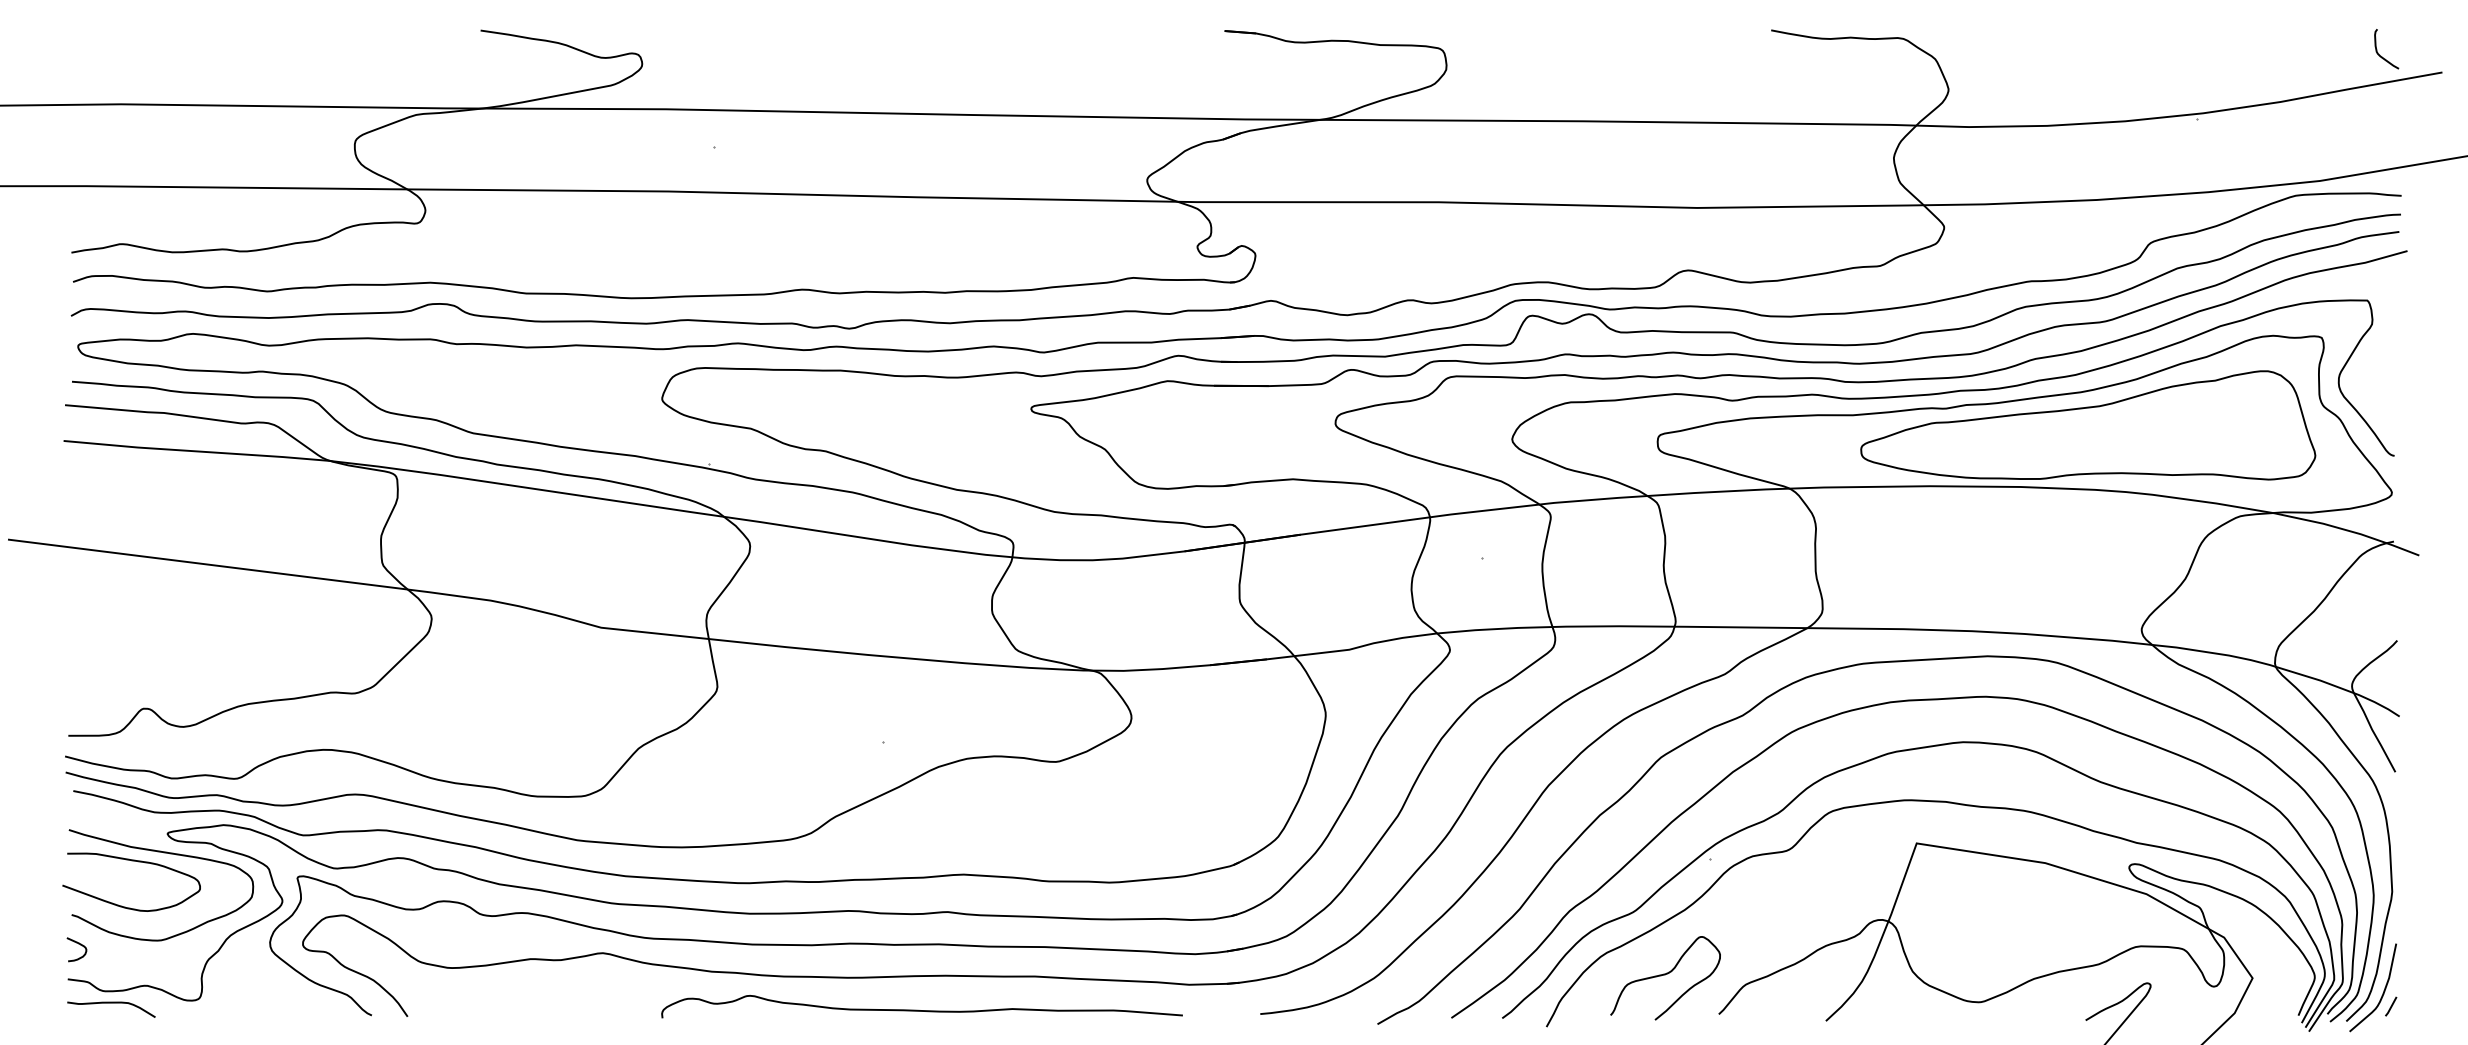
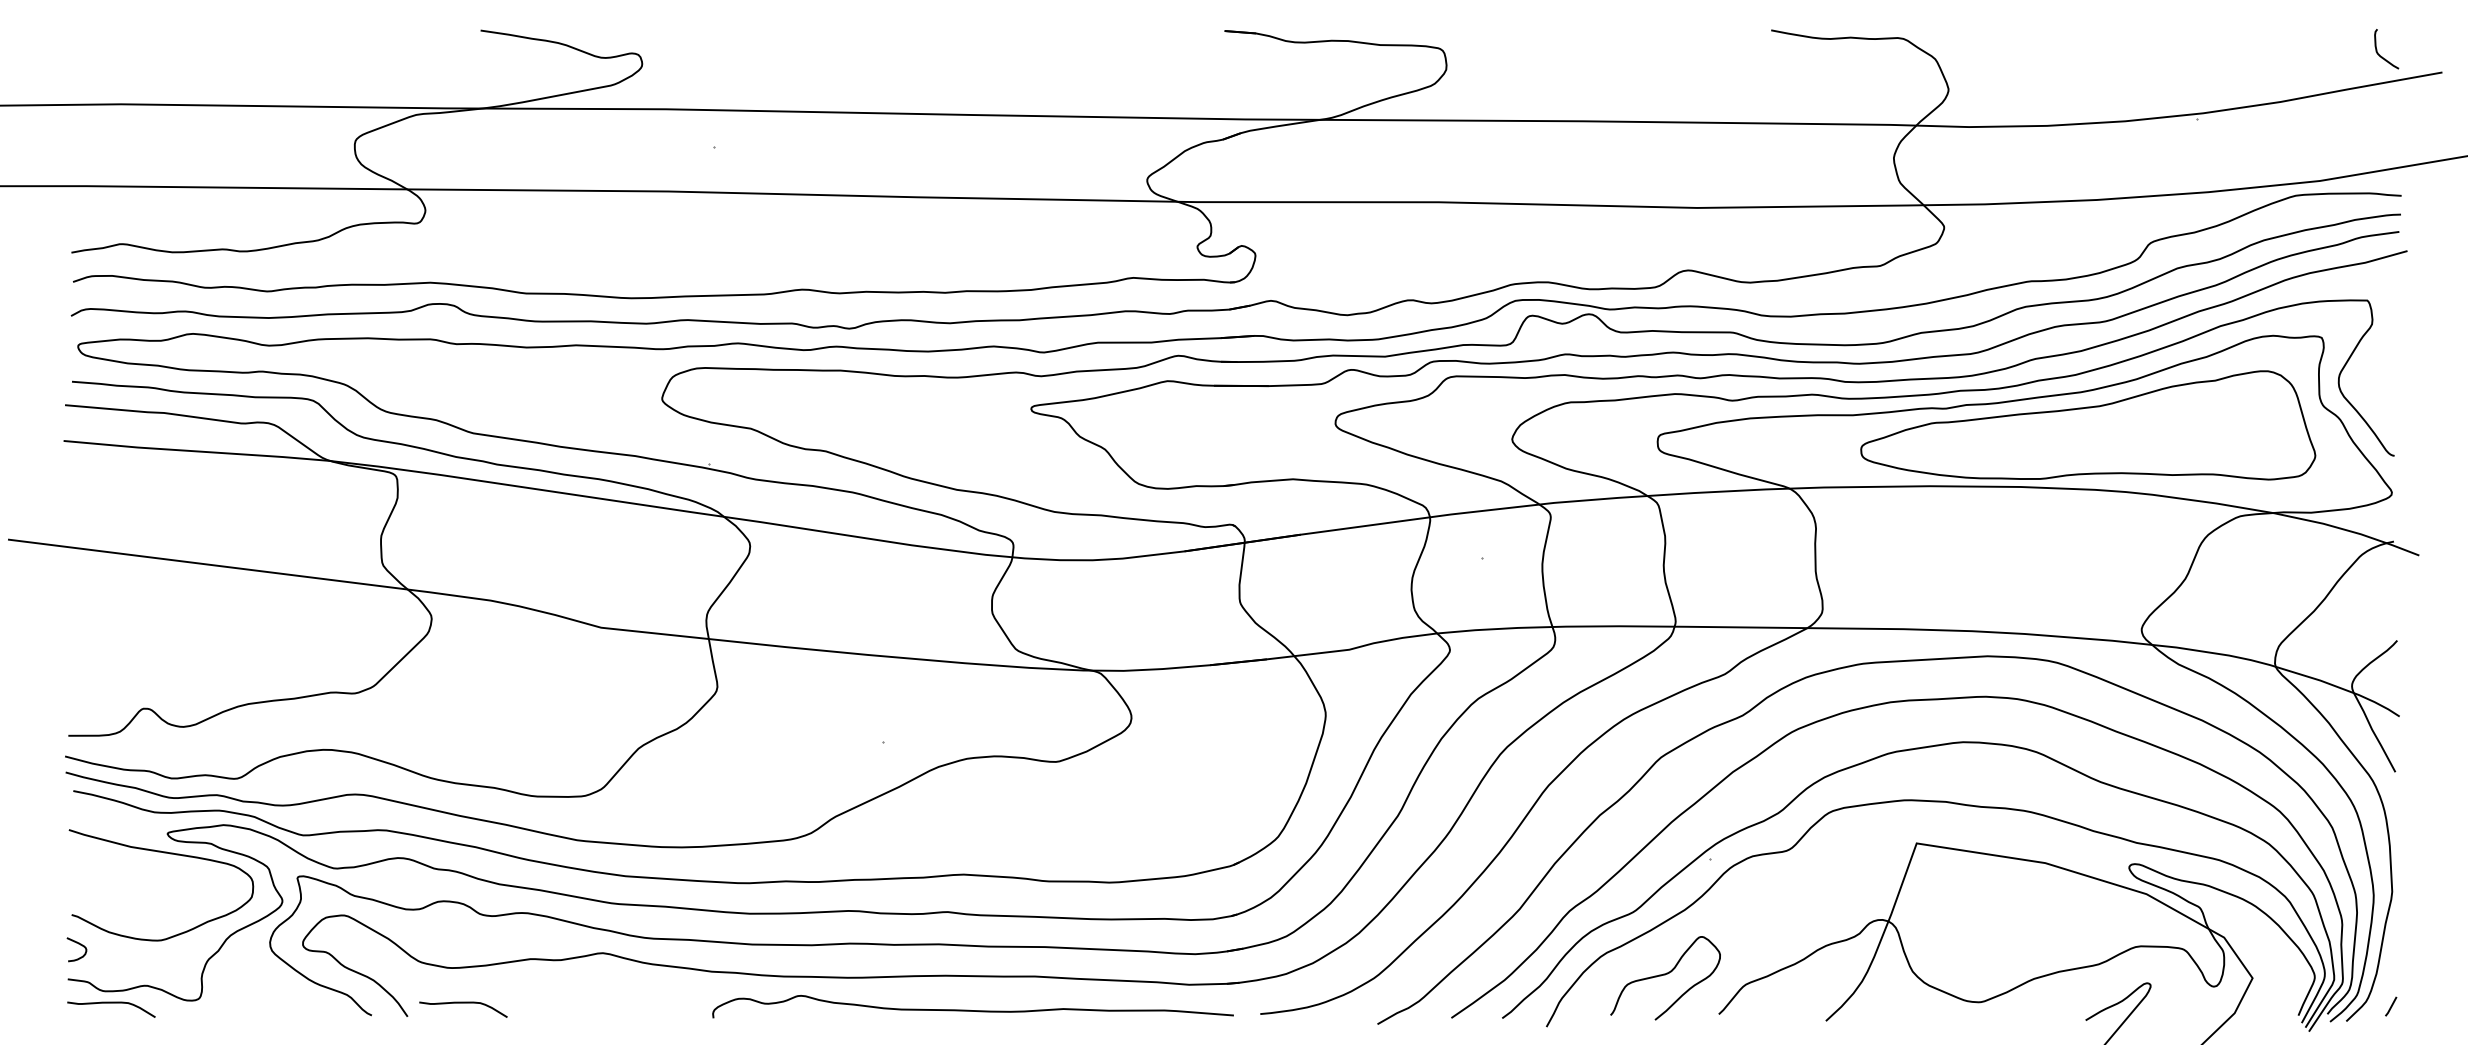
curve: present -> none (131, 861)
curve: present -> none (2383, 990)
curve: none -> present (463, 1003)
curve position: (921, 1010) -> (972, 1010) (972, 1010)
